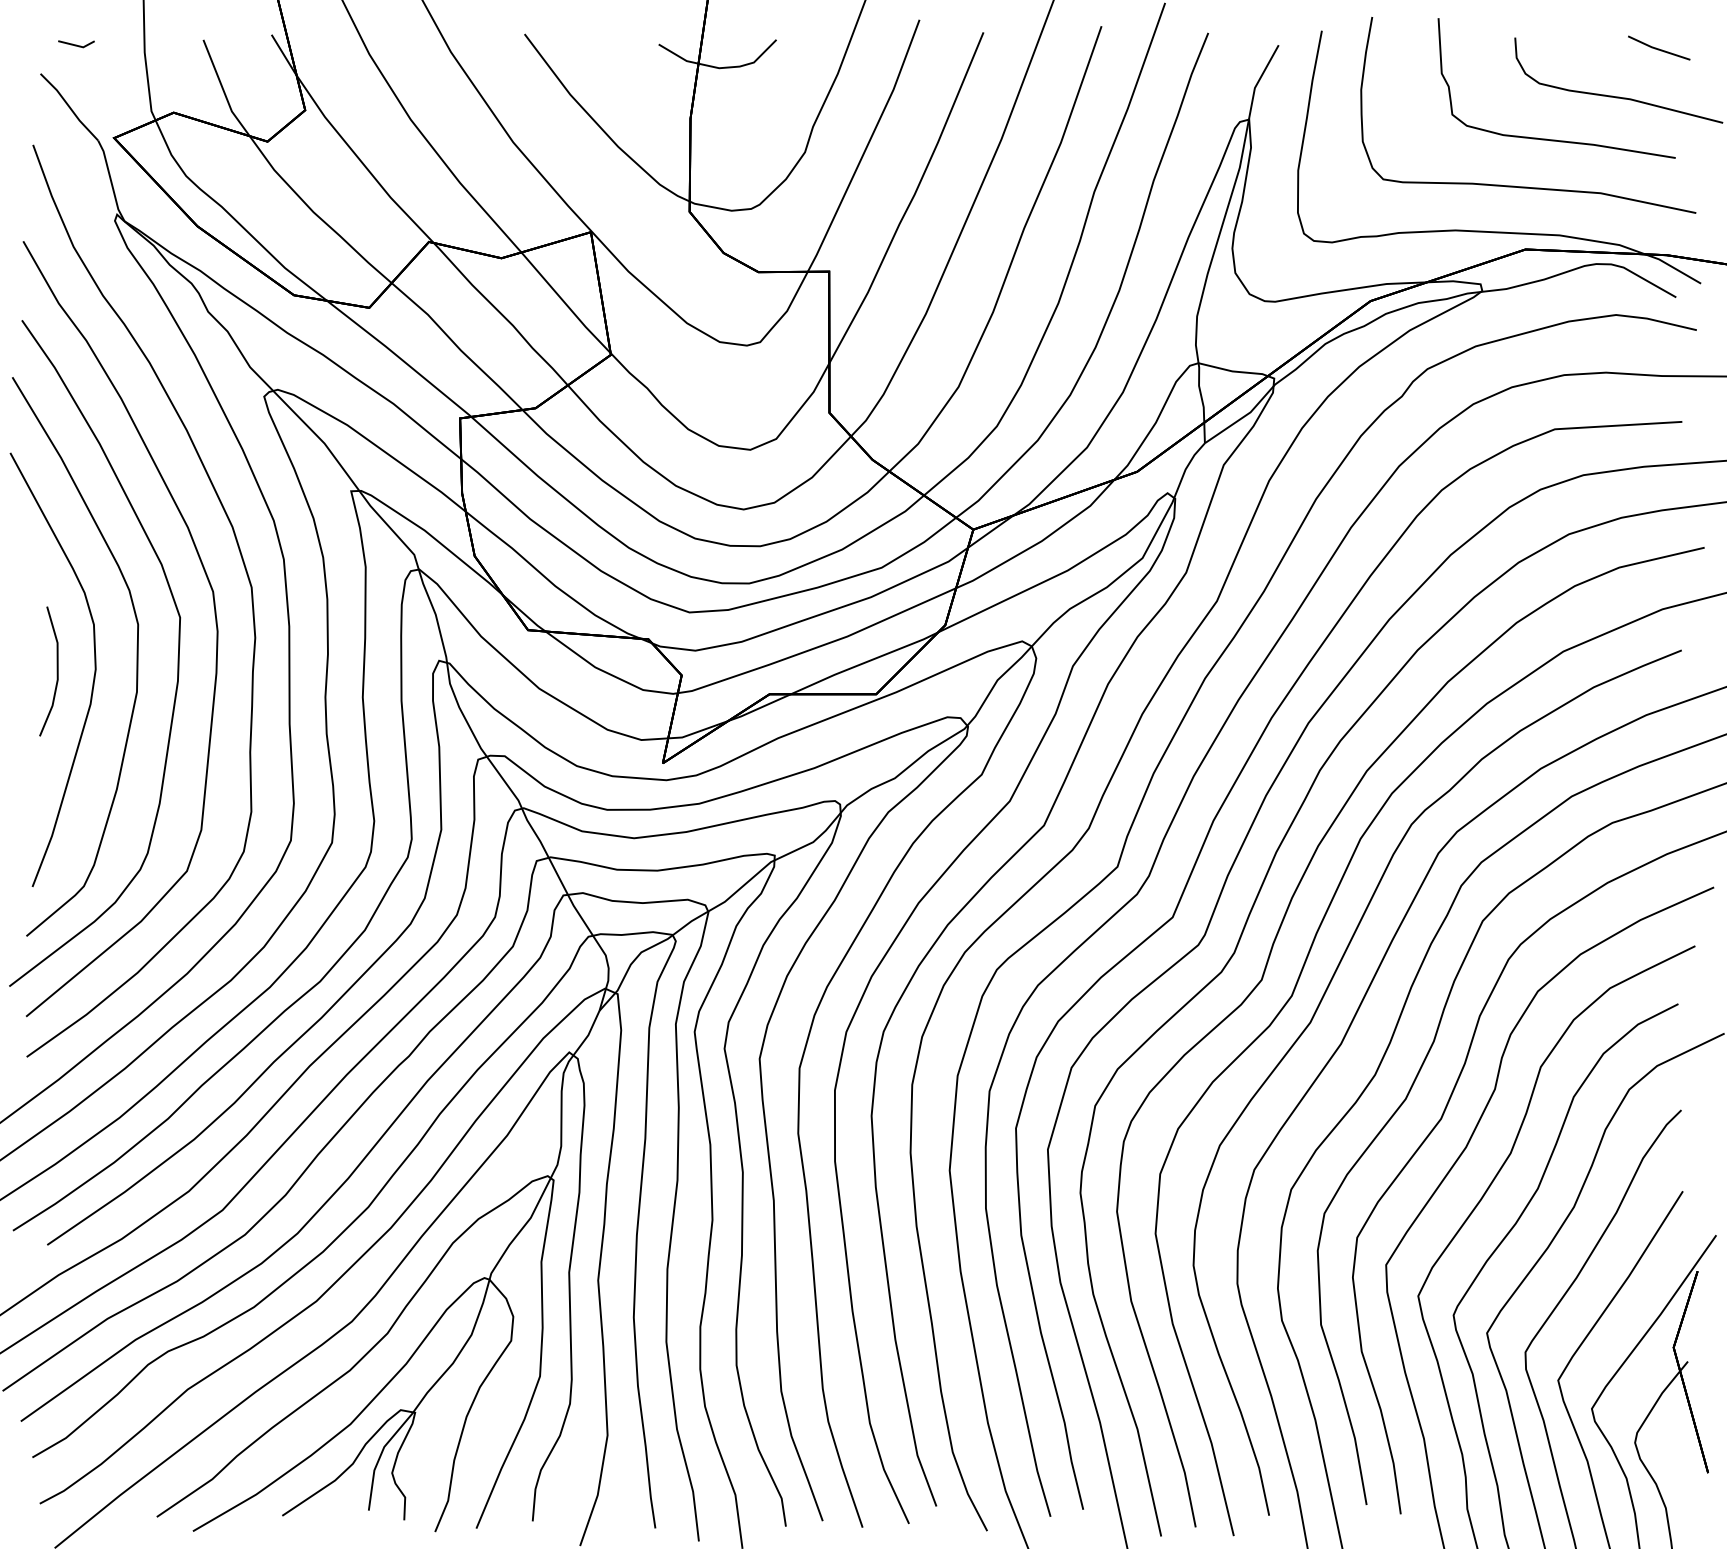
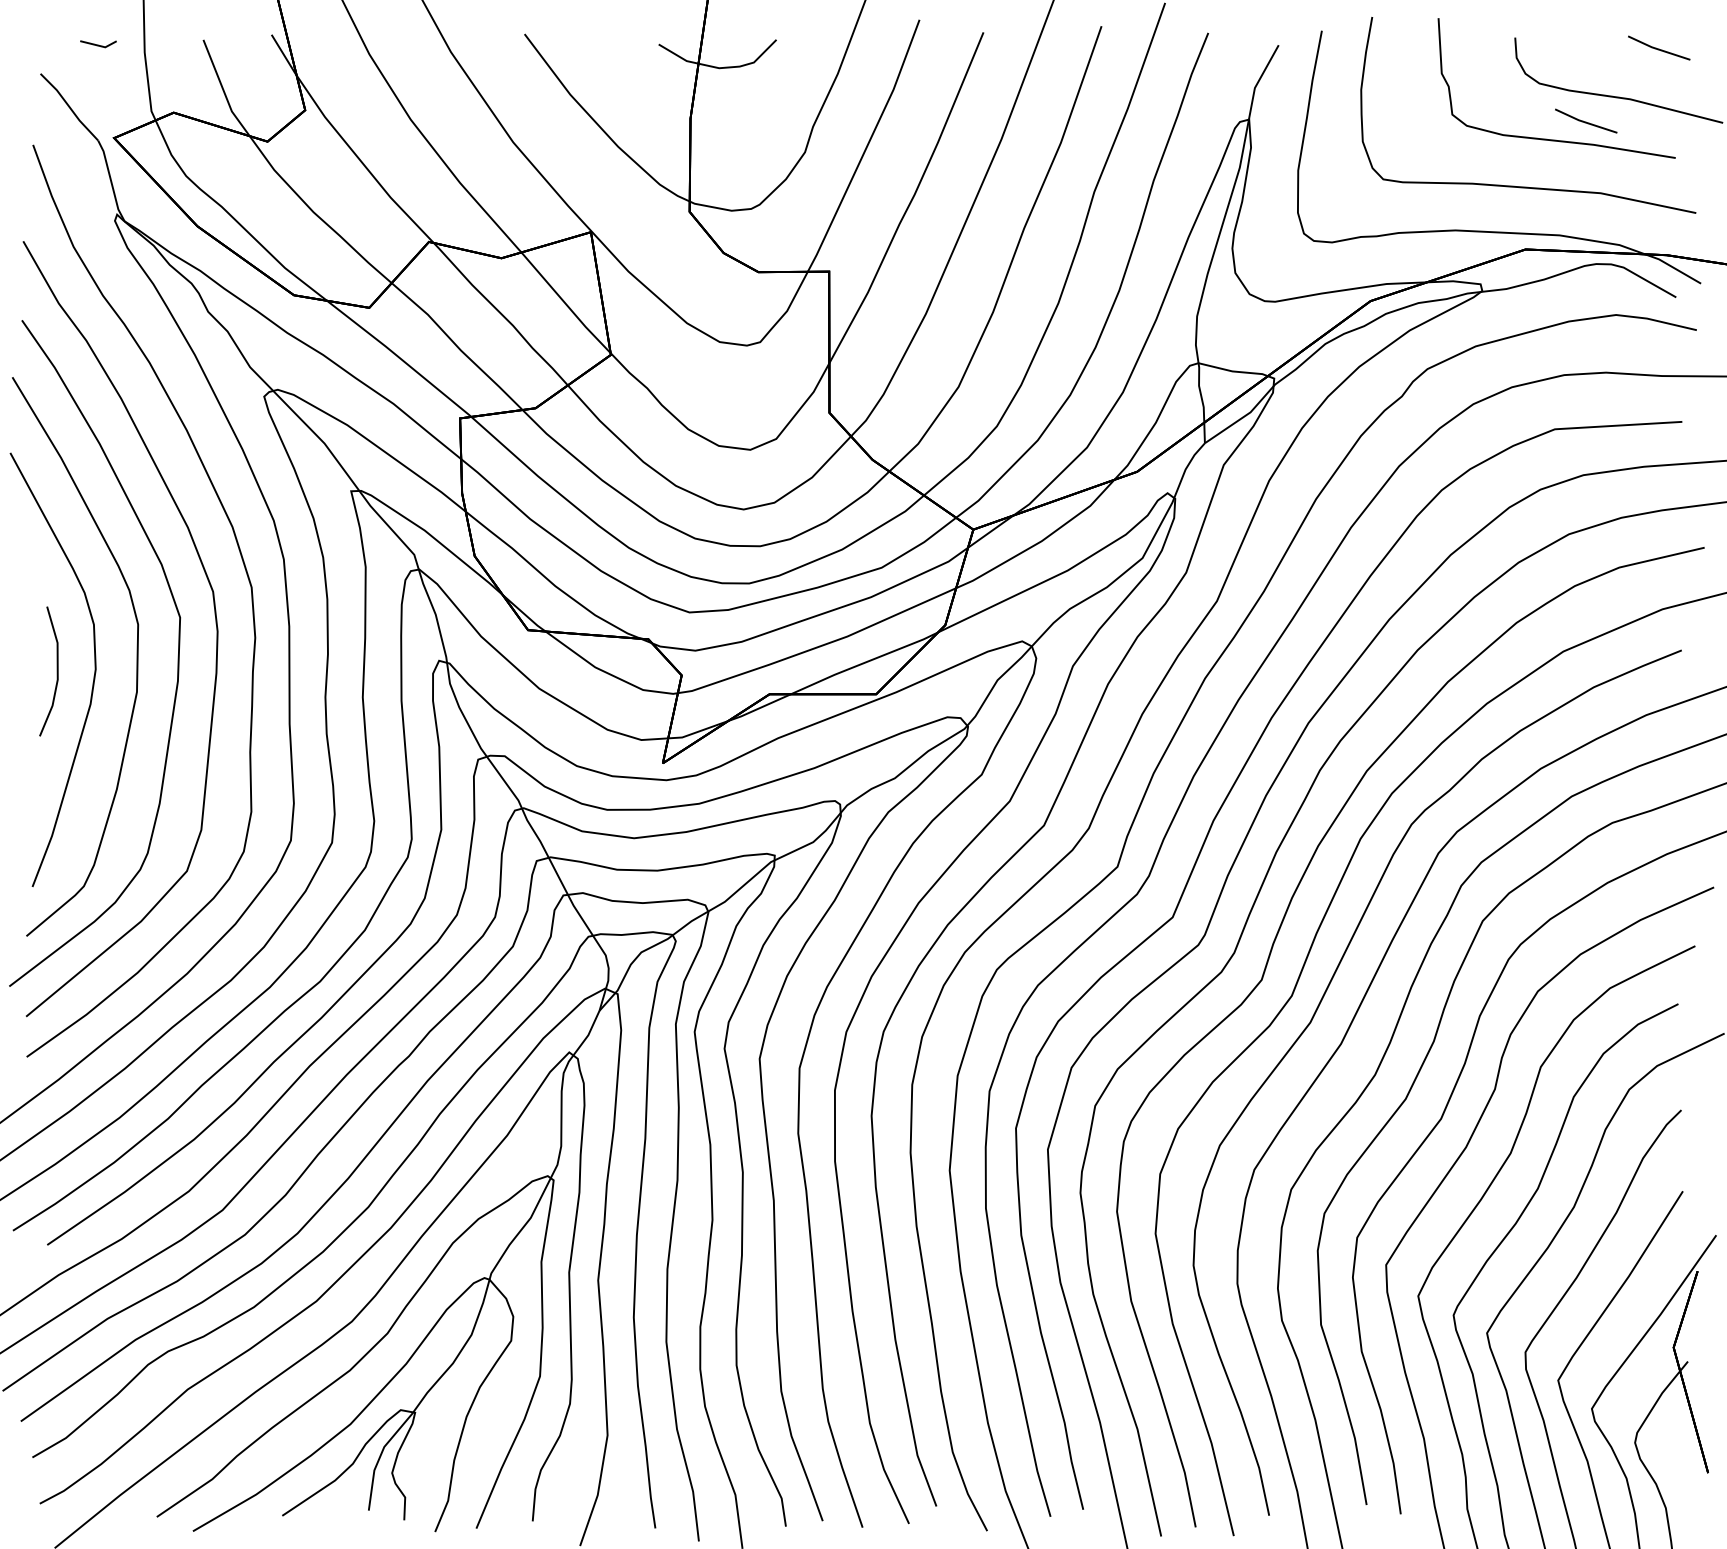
line position: (76, 44) -> (98, 44) (98, 44)
line: none -> present (1586, 121)
